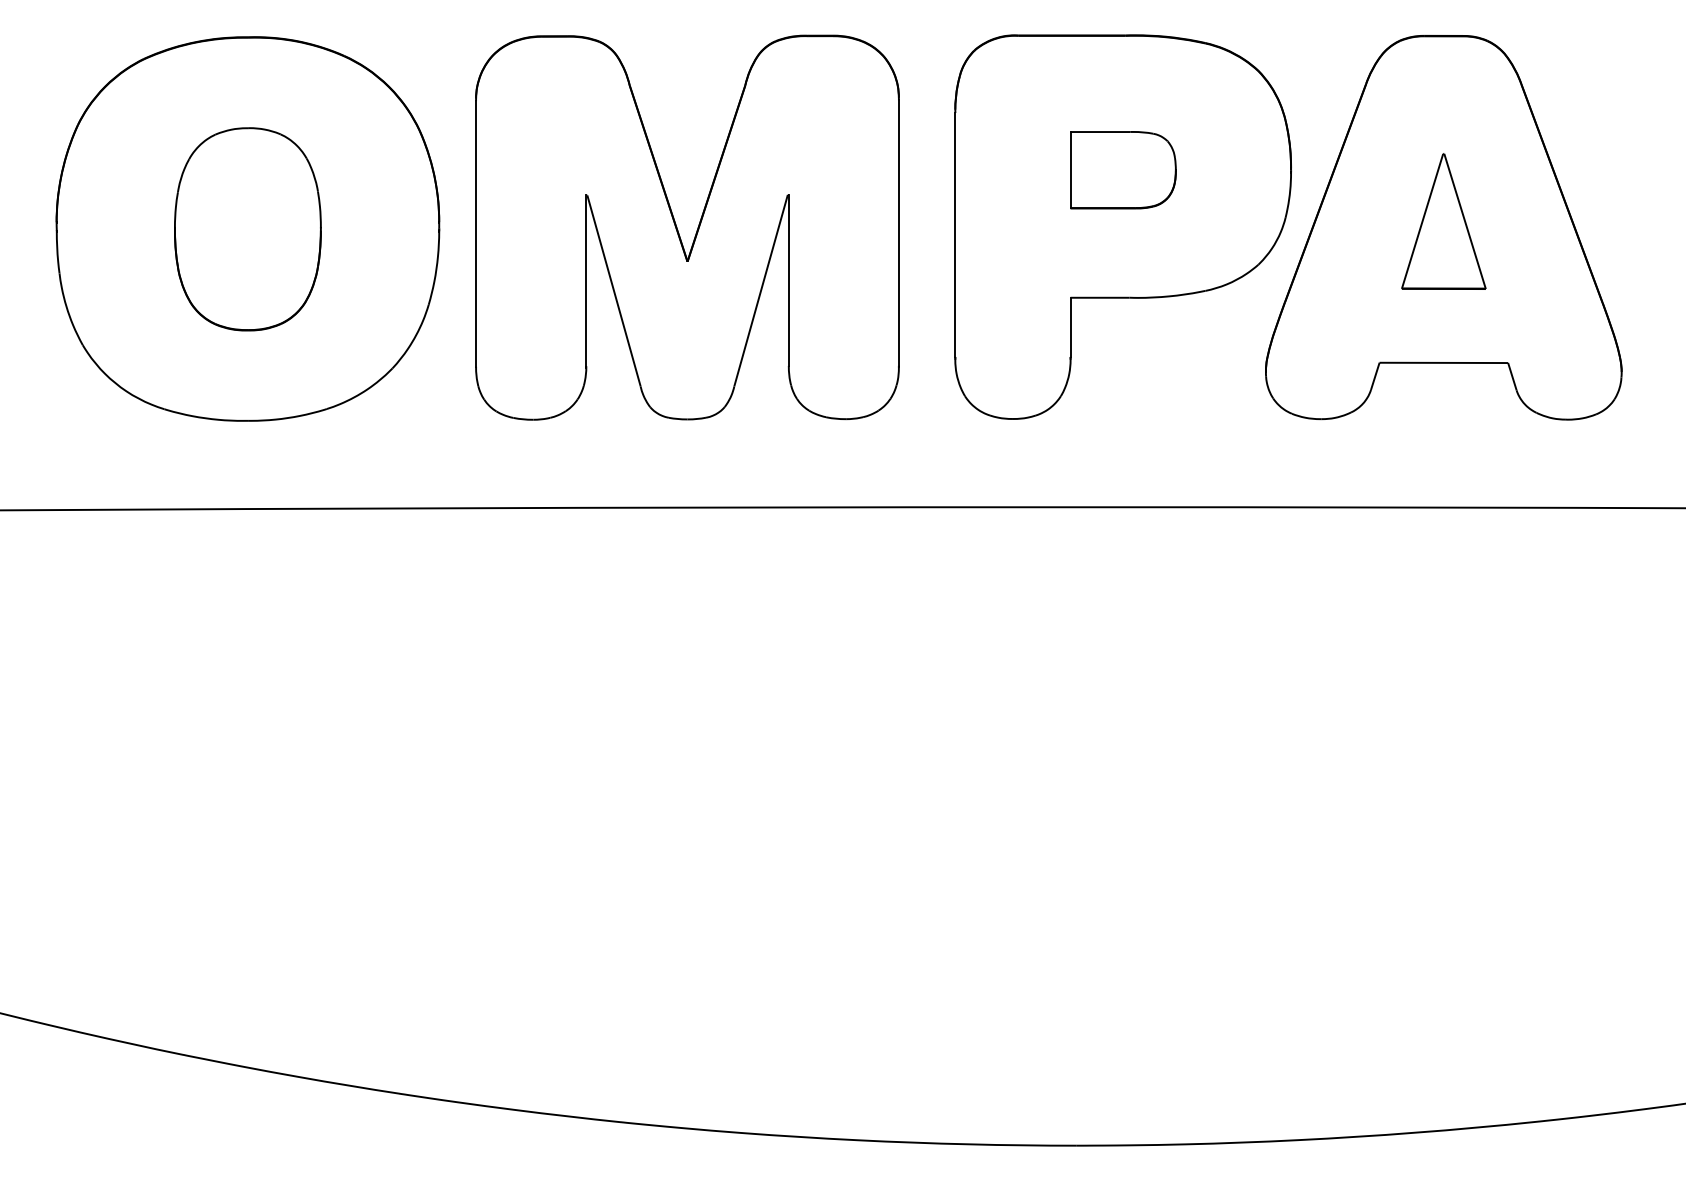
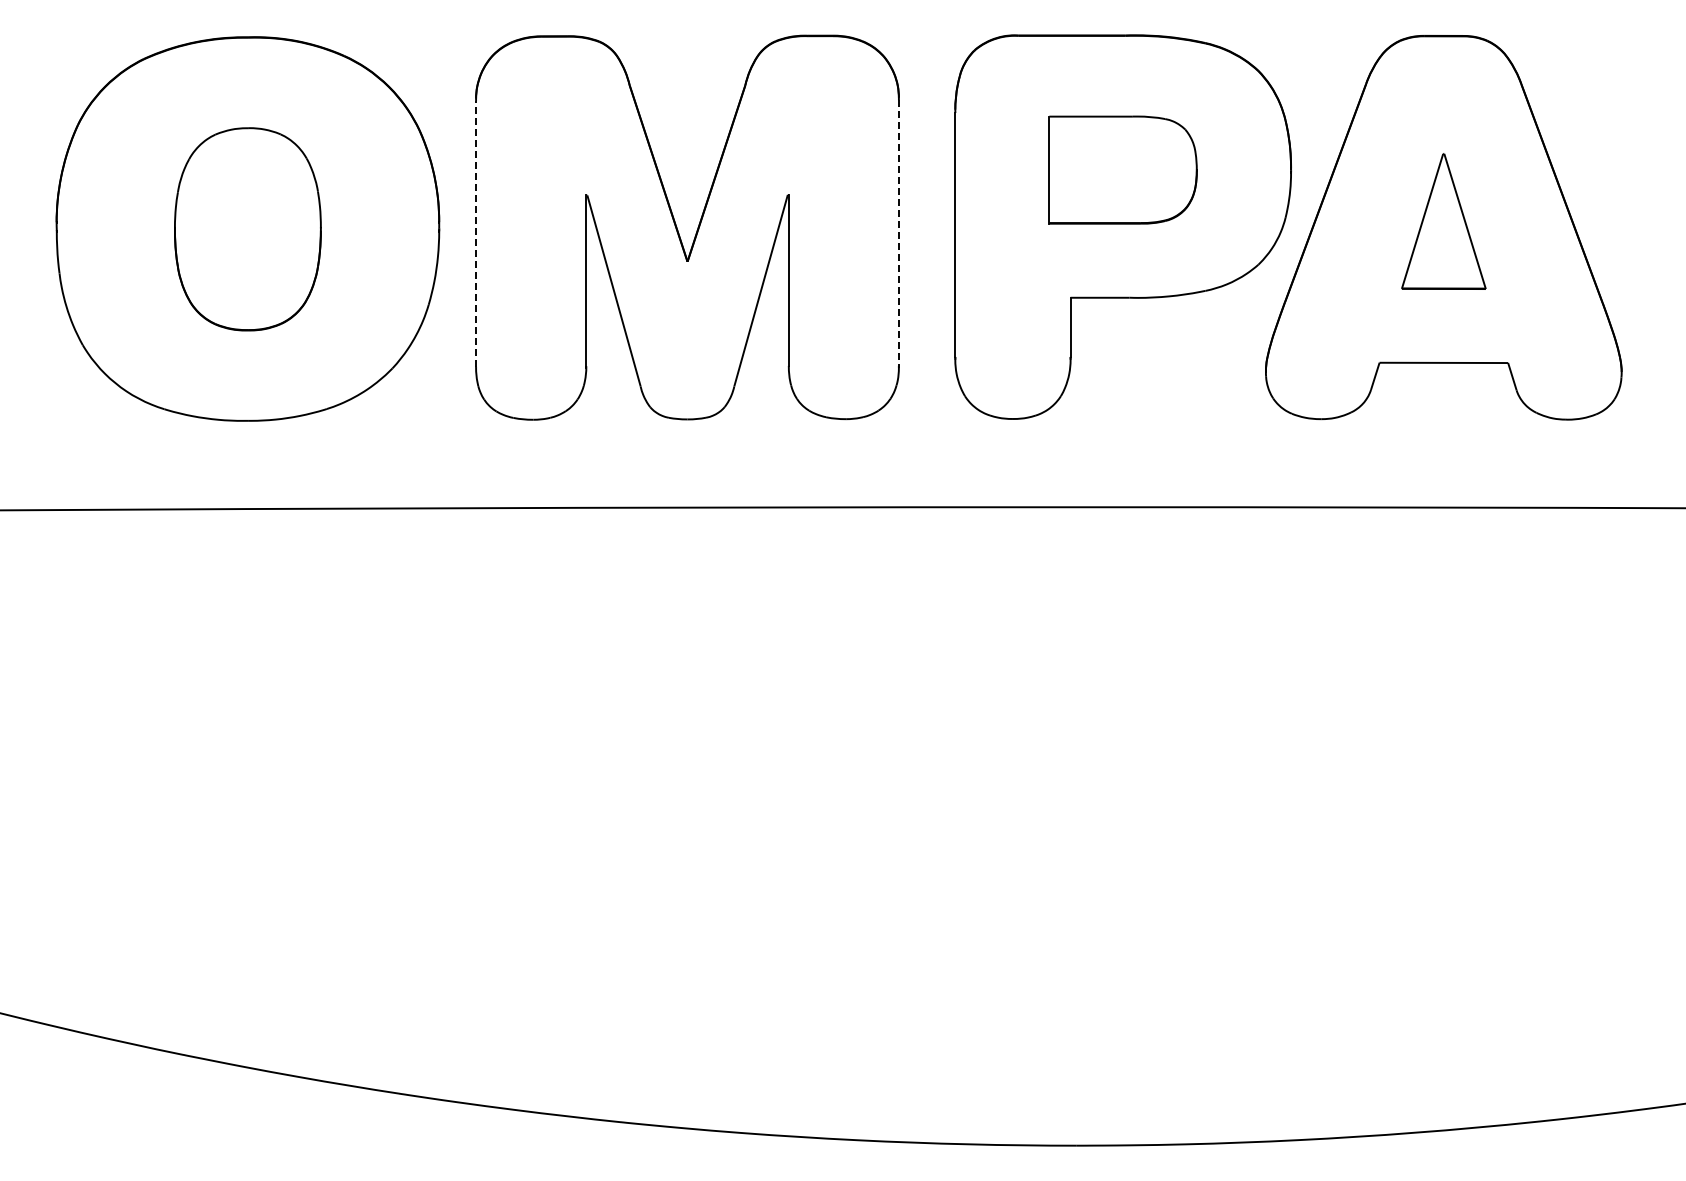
part size: 107x79 px -> 150x110 px (1122, 169)
line: solid -> dashed (898, 233)
line: solid -> dashed (476, 234)
